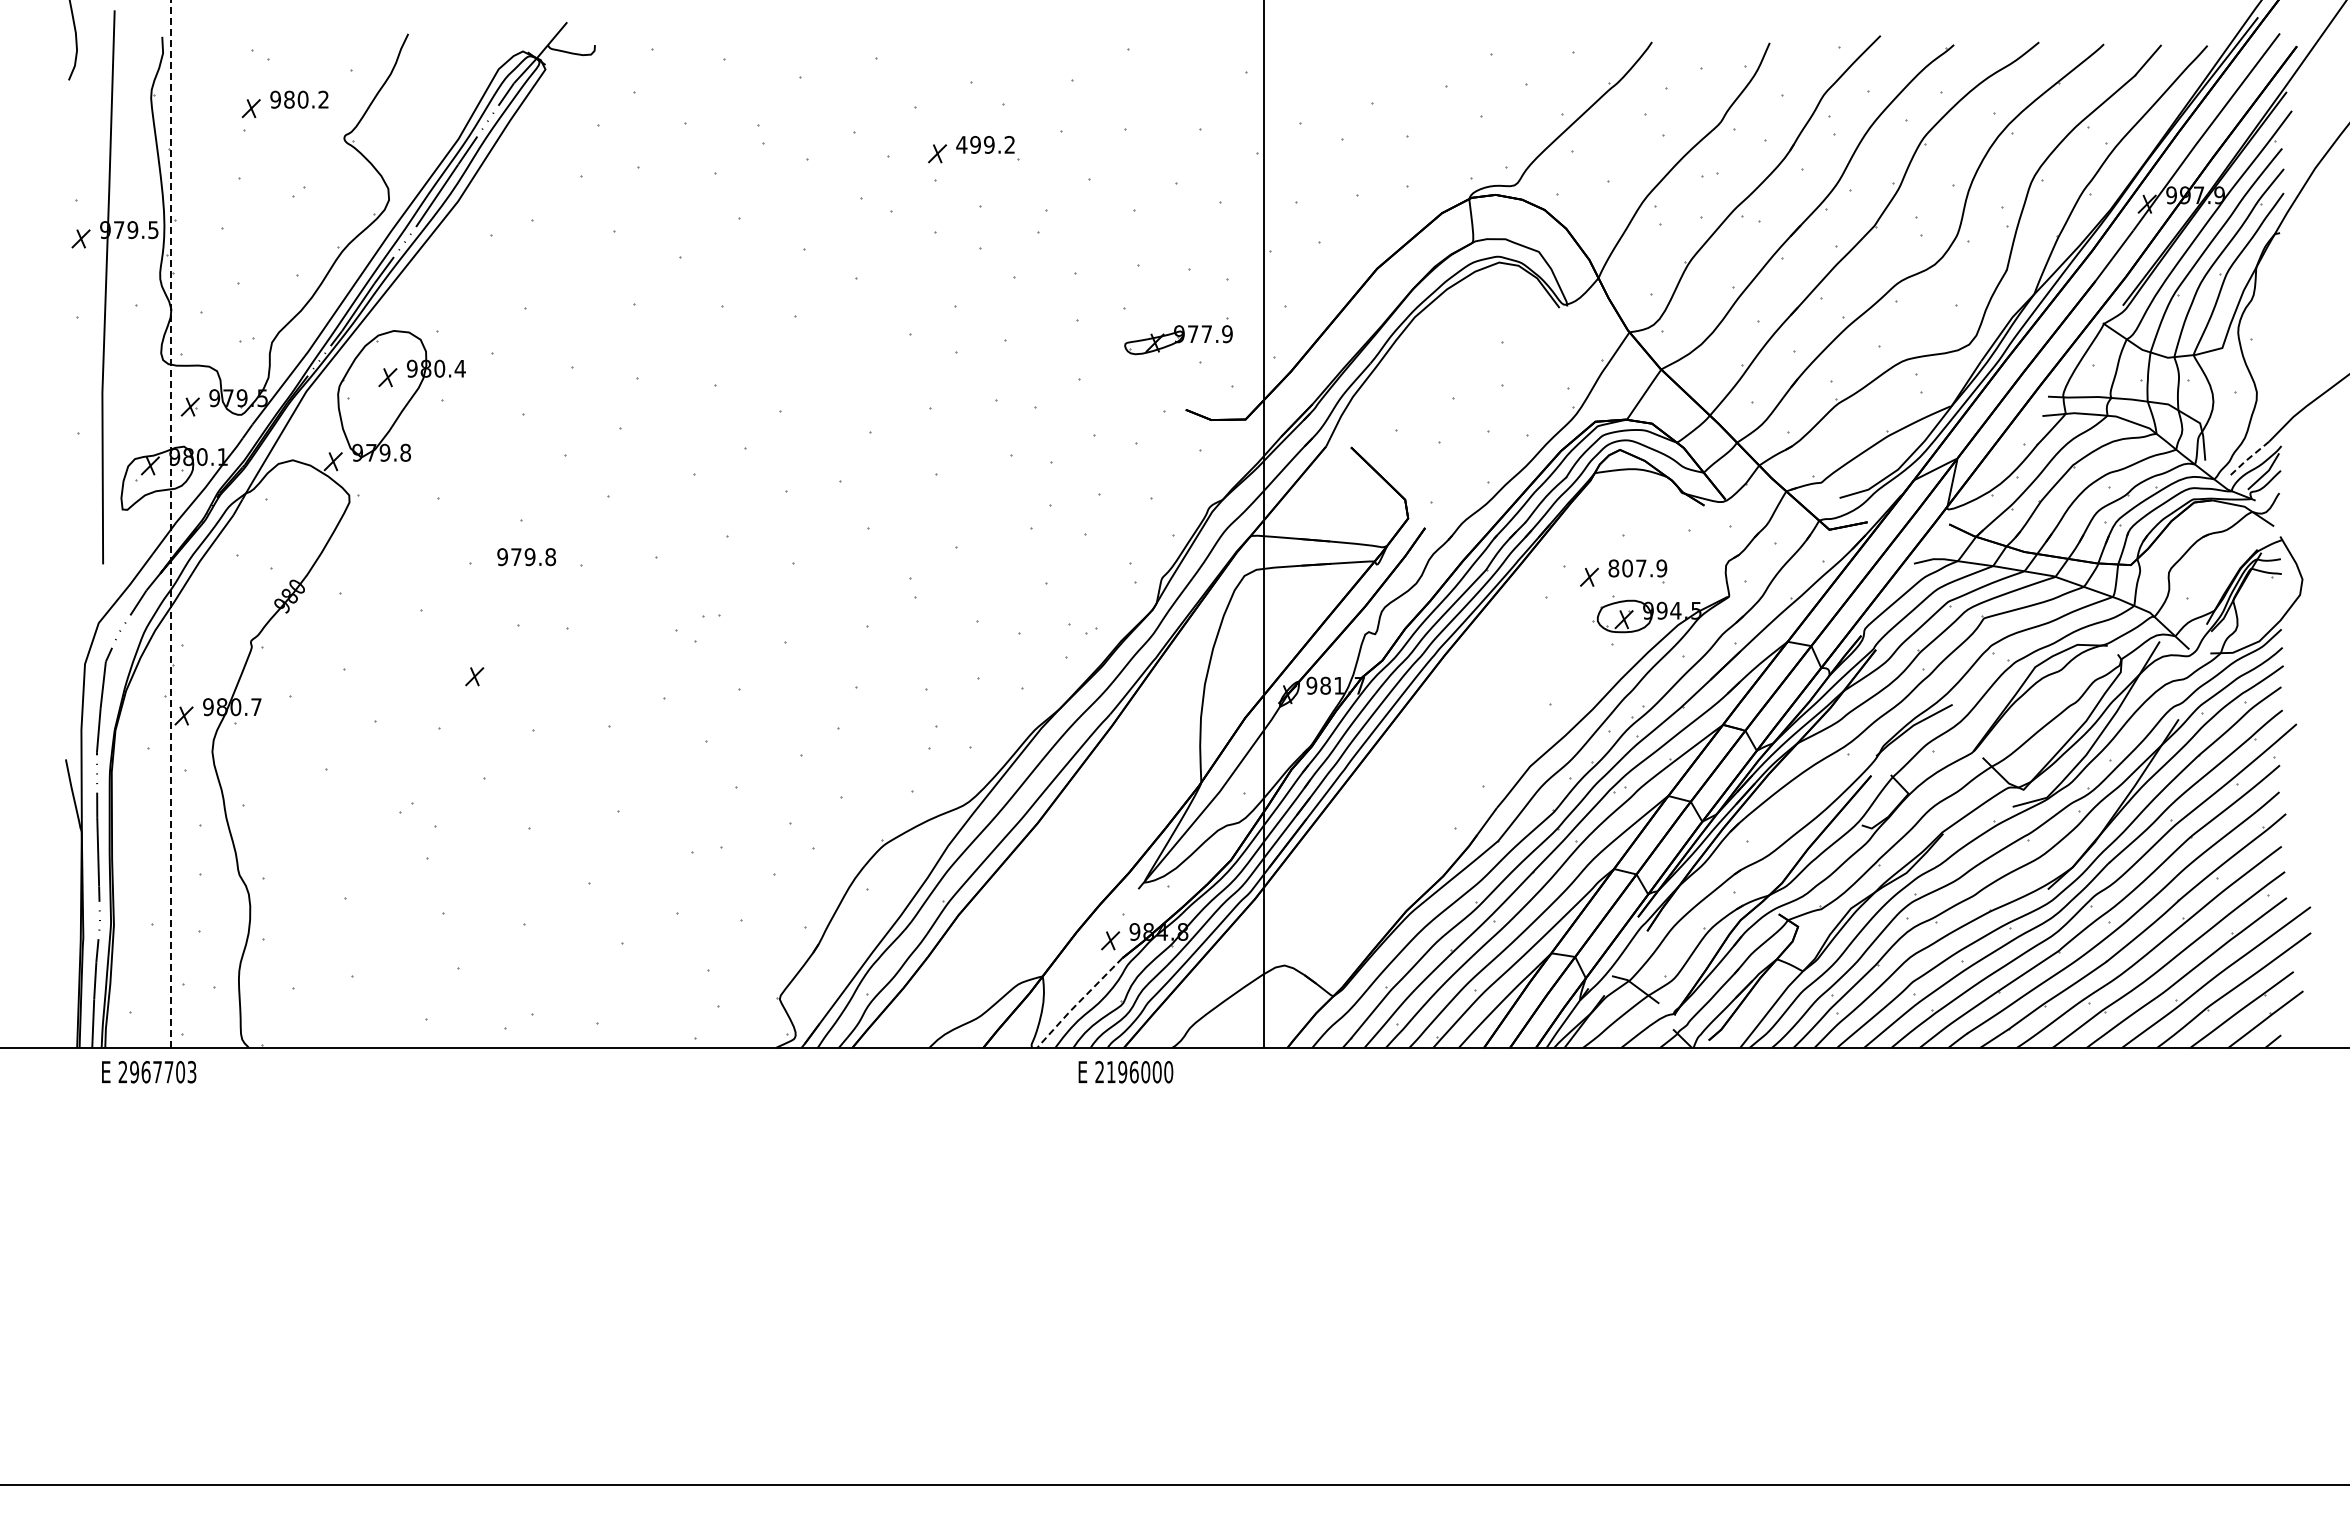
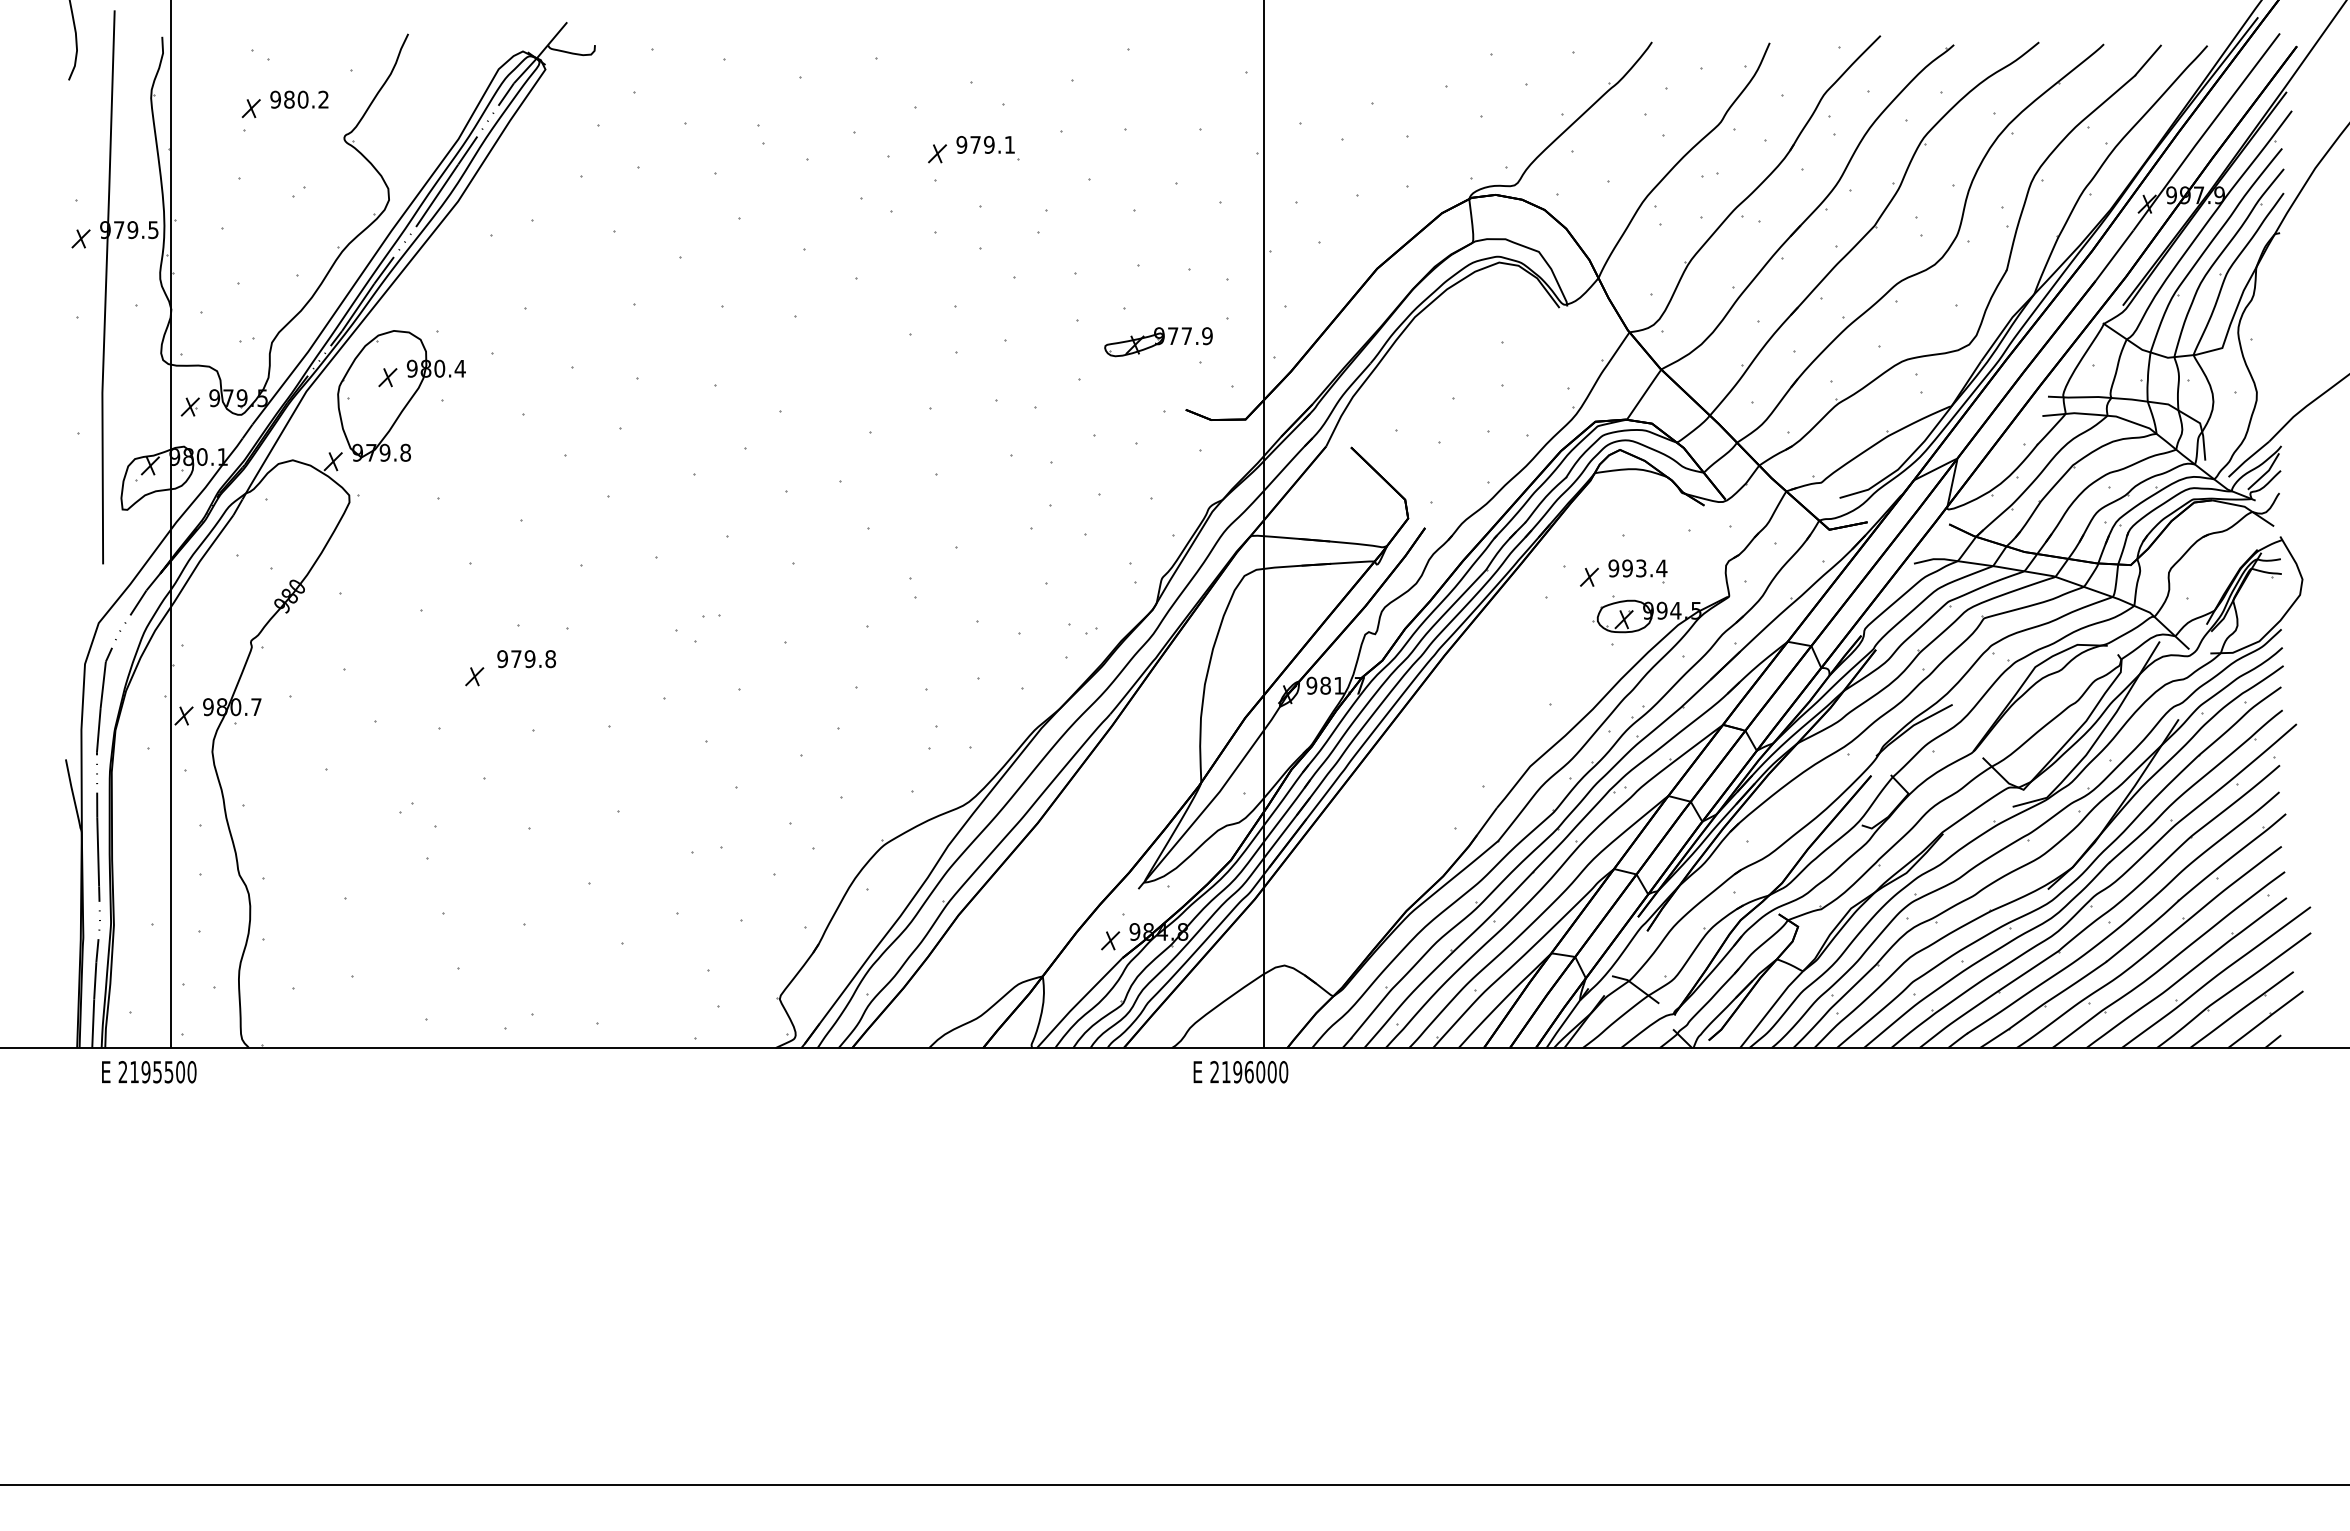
text: 499.2 -> 979.1 (985, 144)
part position: (1178, 340) -> (1158, 342) (1158, 342)
line: dashed -> solid (2248, 459)
line: dashed -> solid (171, 524)
text position: (526, 557) -> (526, 659) (526, 659)
text: 807.9 -> 993.4 (1637, 568)
line: dashed -> solid (1077, 1003)
text: 2967703 -> 2195500 (163, 1072)
text position: (1125, 1072) -> (1240, 1072) (1240, 1072)
